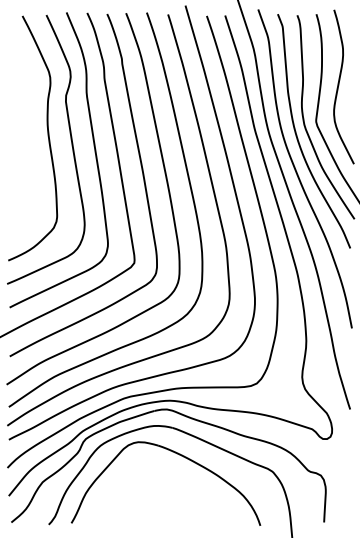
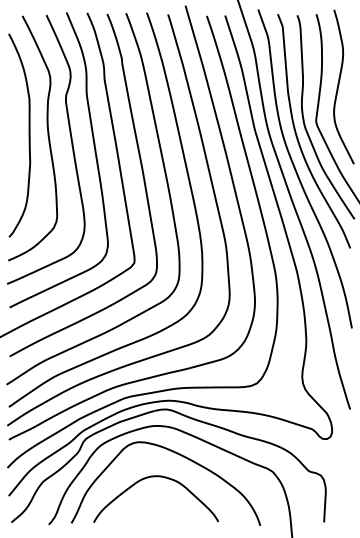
curve: none -> present (28, 135)
curve: none -> present (155, 477)
